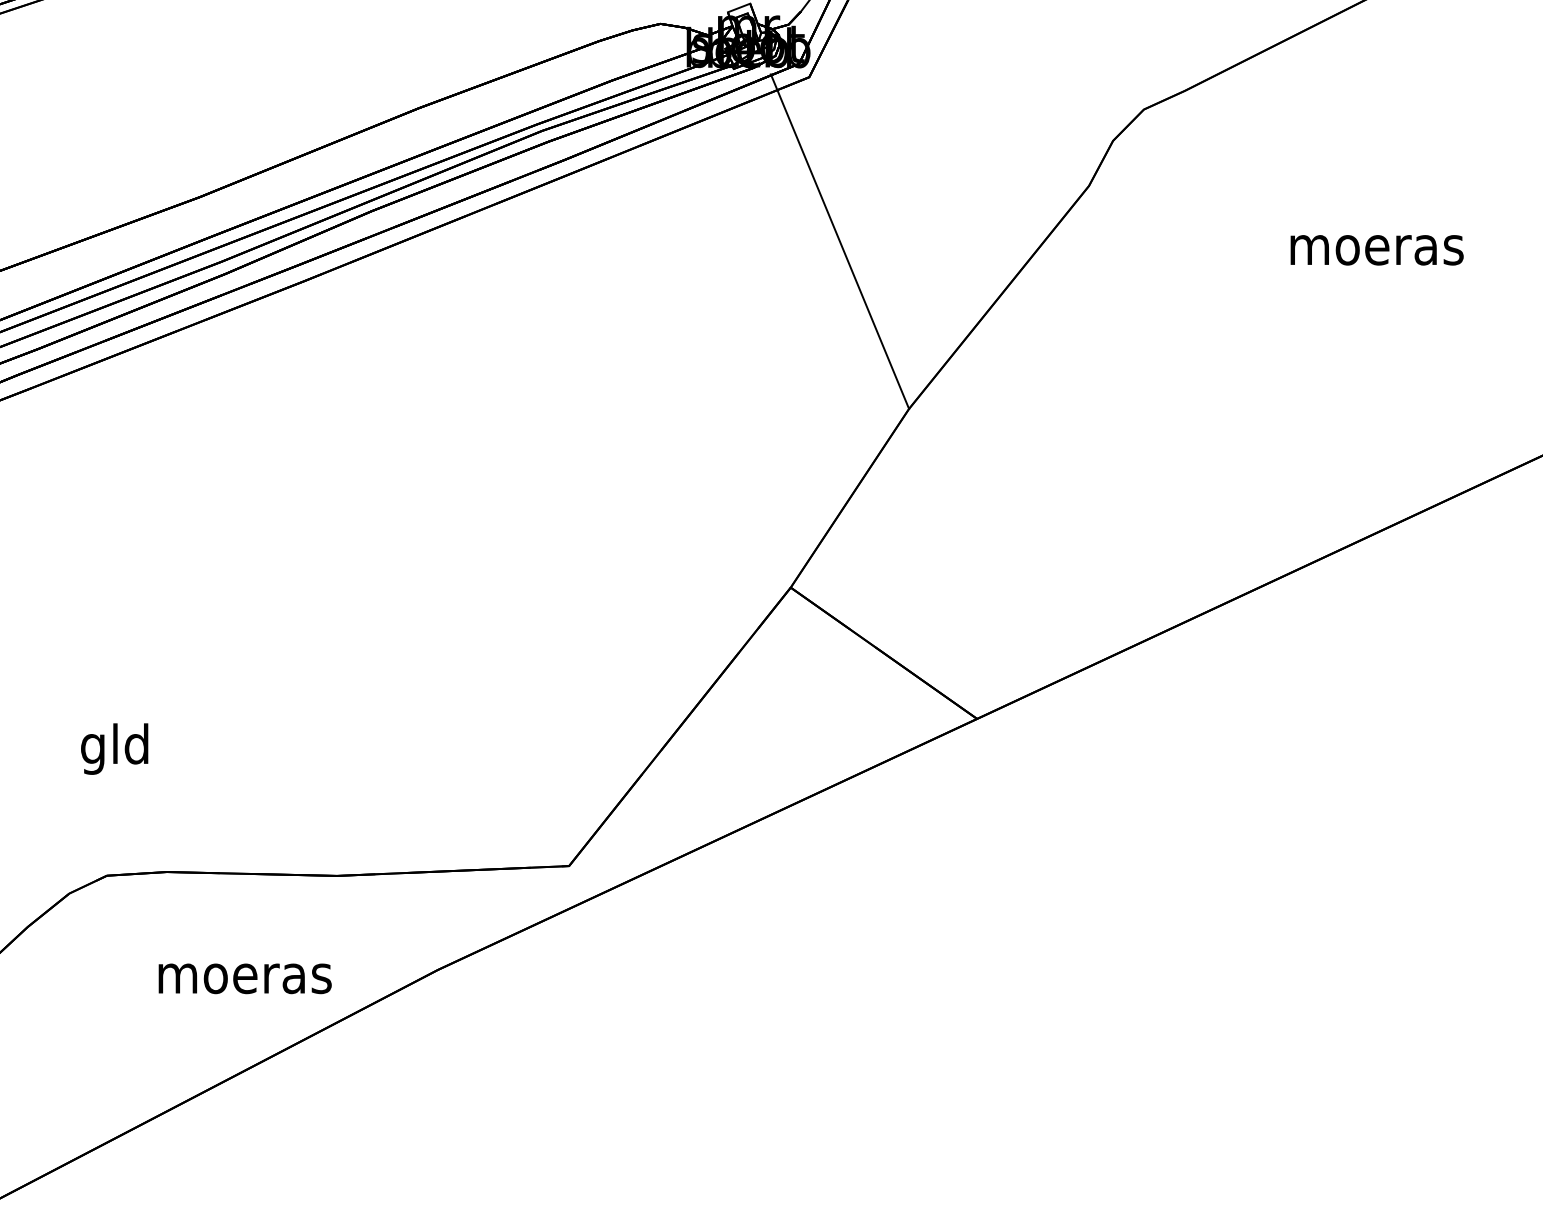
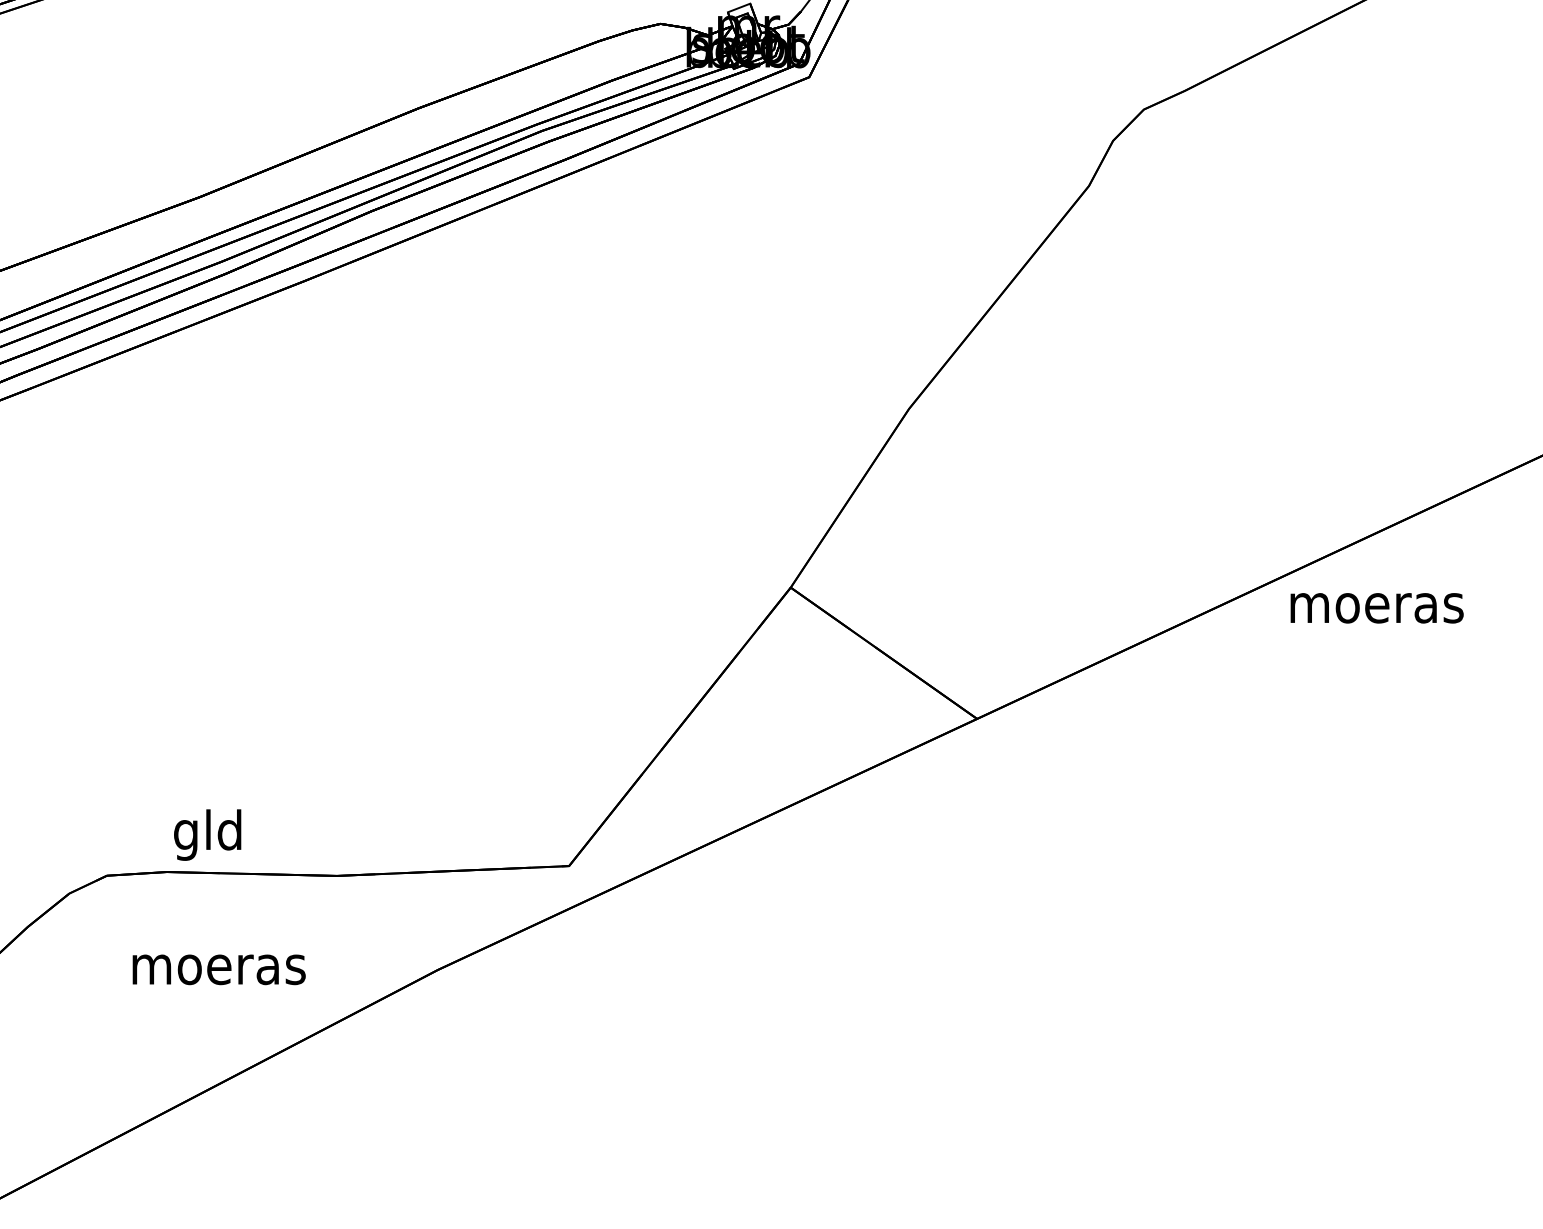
line: present -> none (839, 241)
text position: (1376, 250) -> (1376, 608) (1376, 608)
text position: (114, 748) -> (207, 834) (207, 834)
text position: (244, 978) -> (218, 969) (218, 969)
